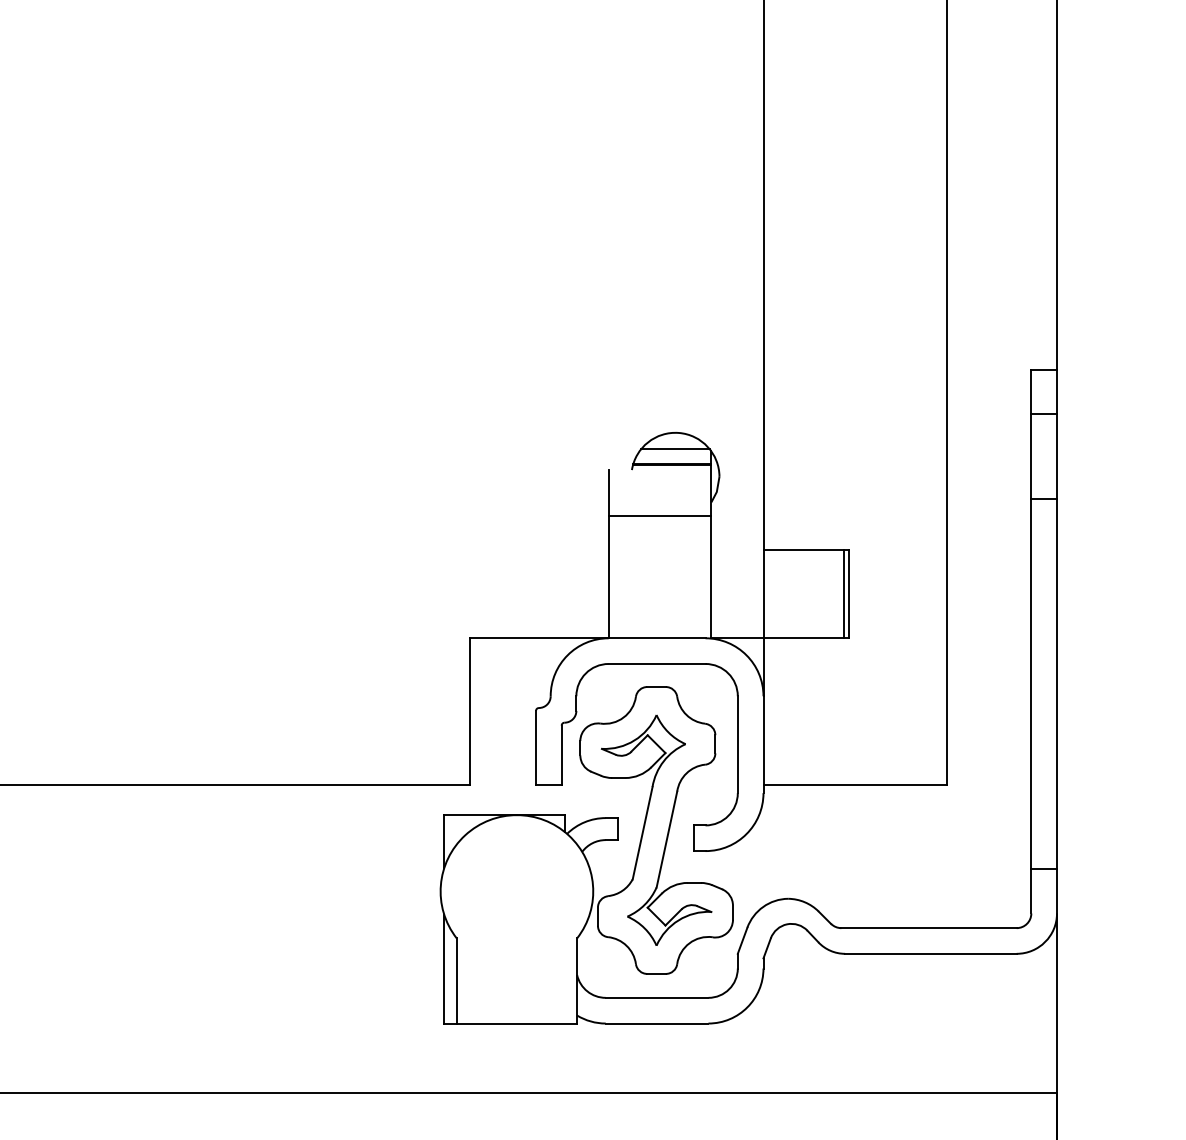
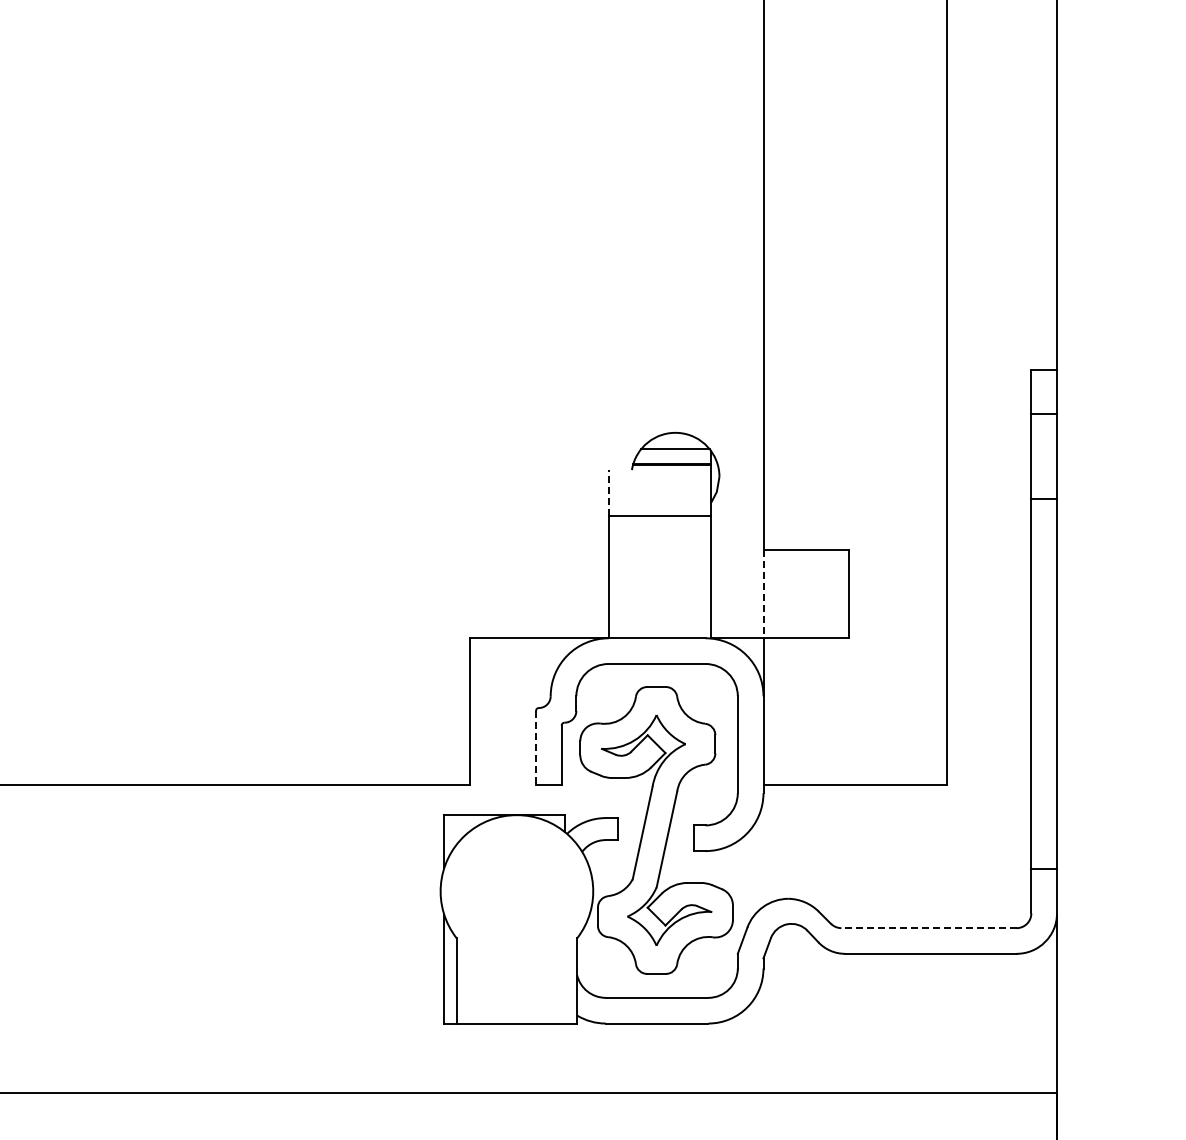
line: solid -> dashed (608, 492)
line: solid -> dashed (763, 594)
line: present -> none (844, 594)
line: solid -> dashed (536, 748)
line: solid -> dashed (929, 928)
